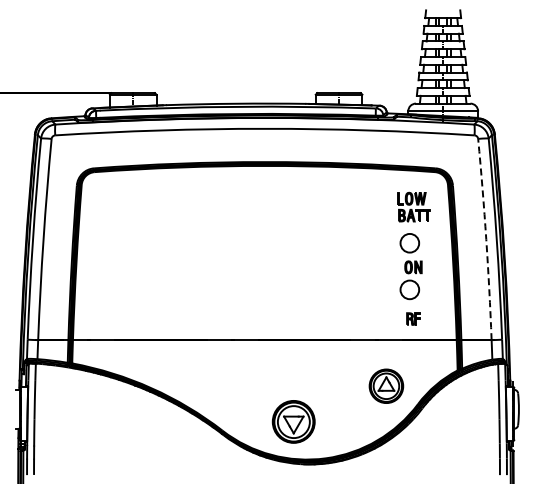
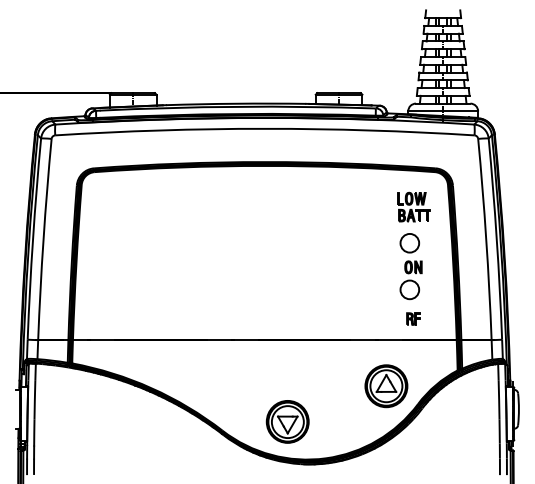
arc: dashed -> solid (486, 239)
part size: 37x36 px -> 45x45 px (386, 386)
part position: (293, 421) -> (287, 421) (287, 421)
